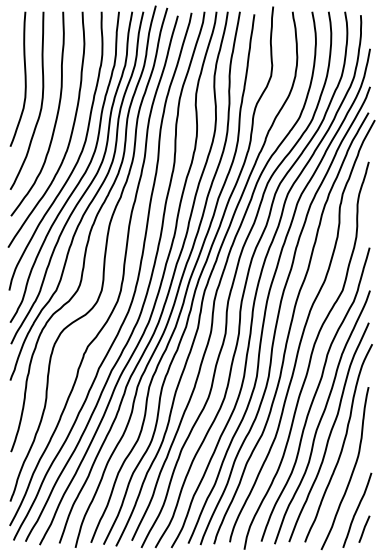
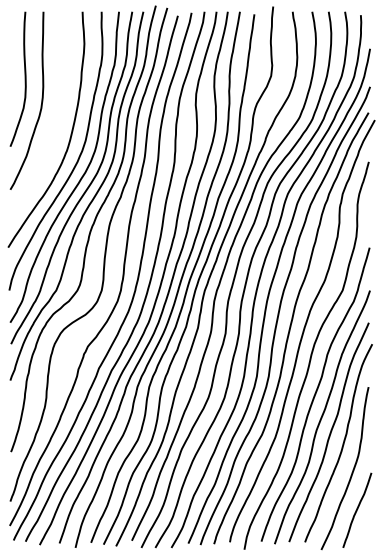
curve: present -> none (55, 118)
line: present -> none (364, 528)
